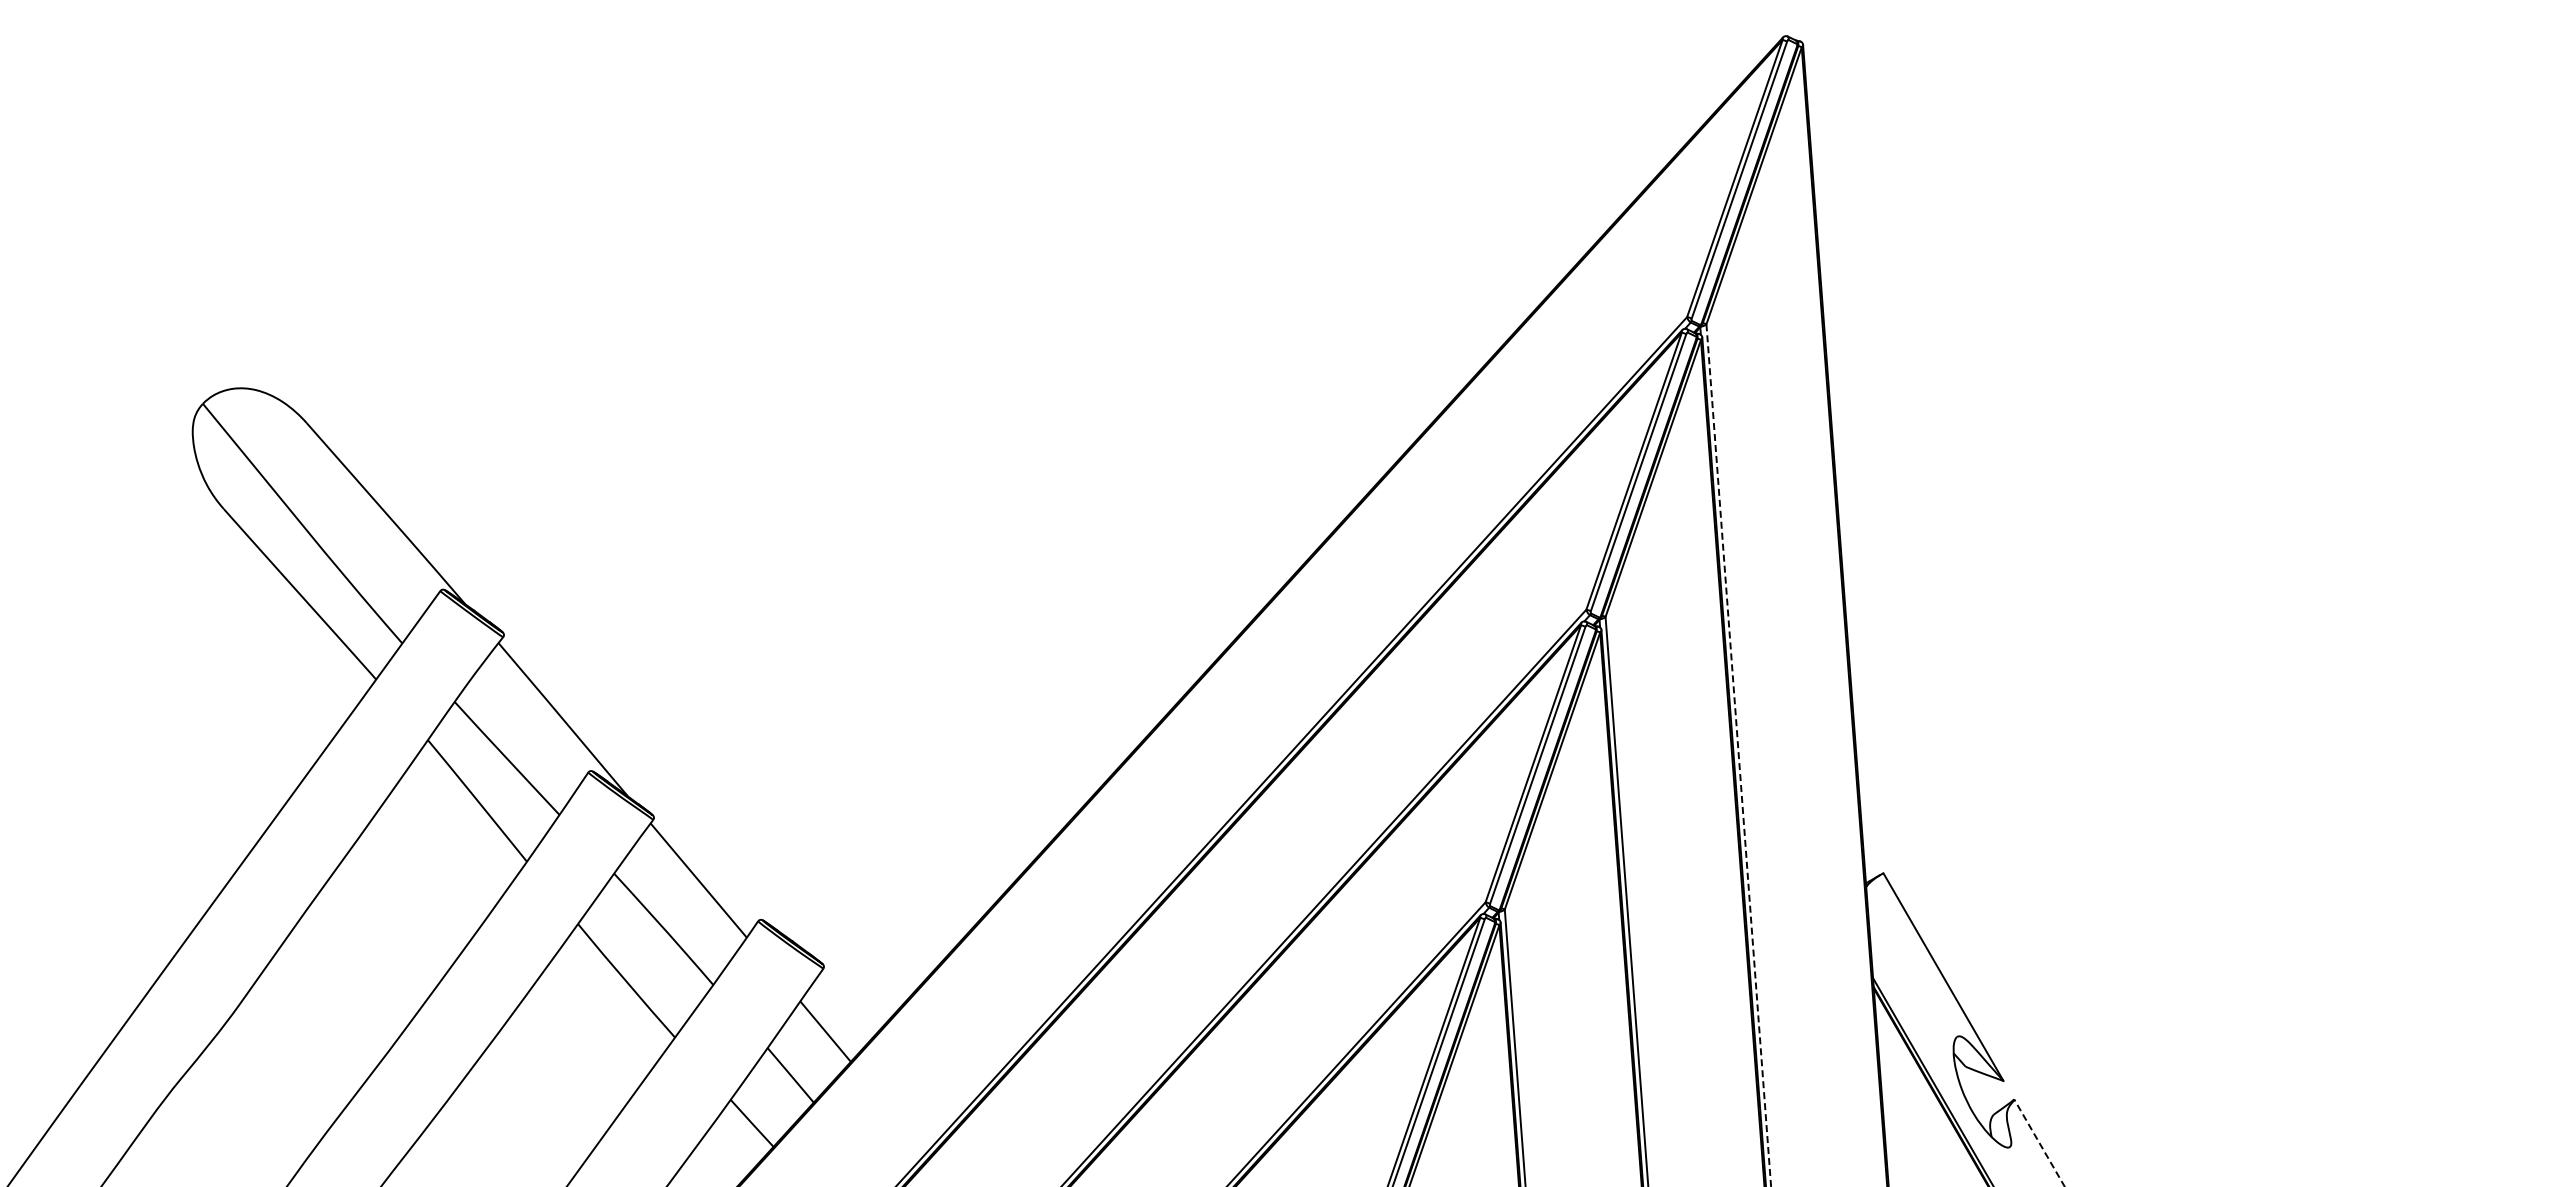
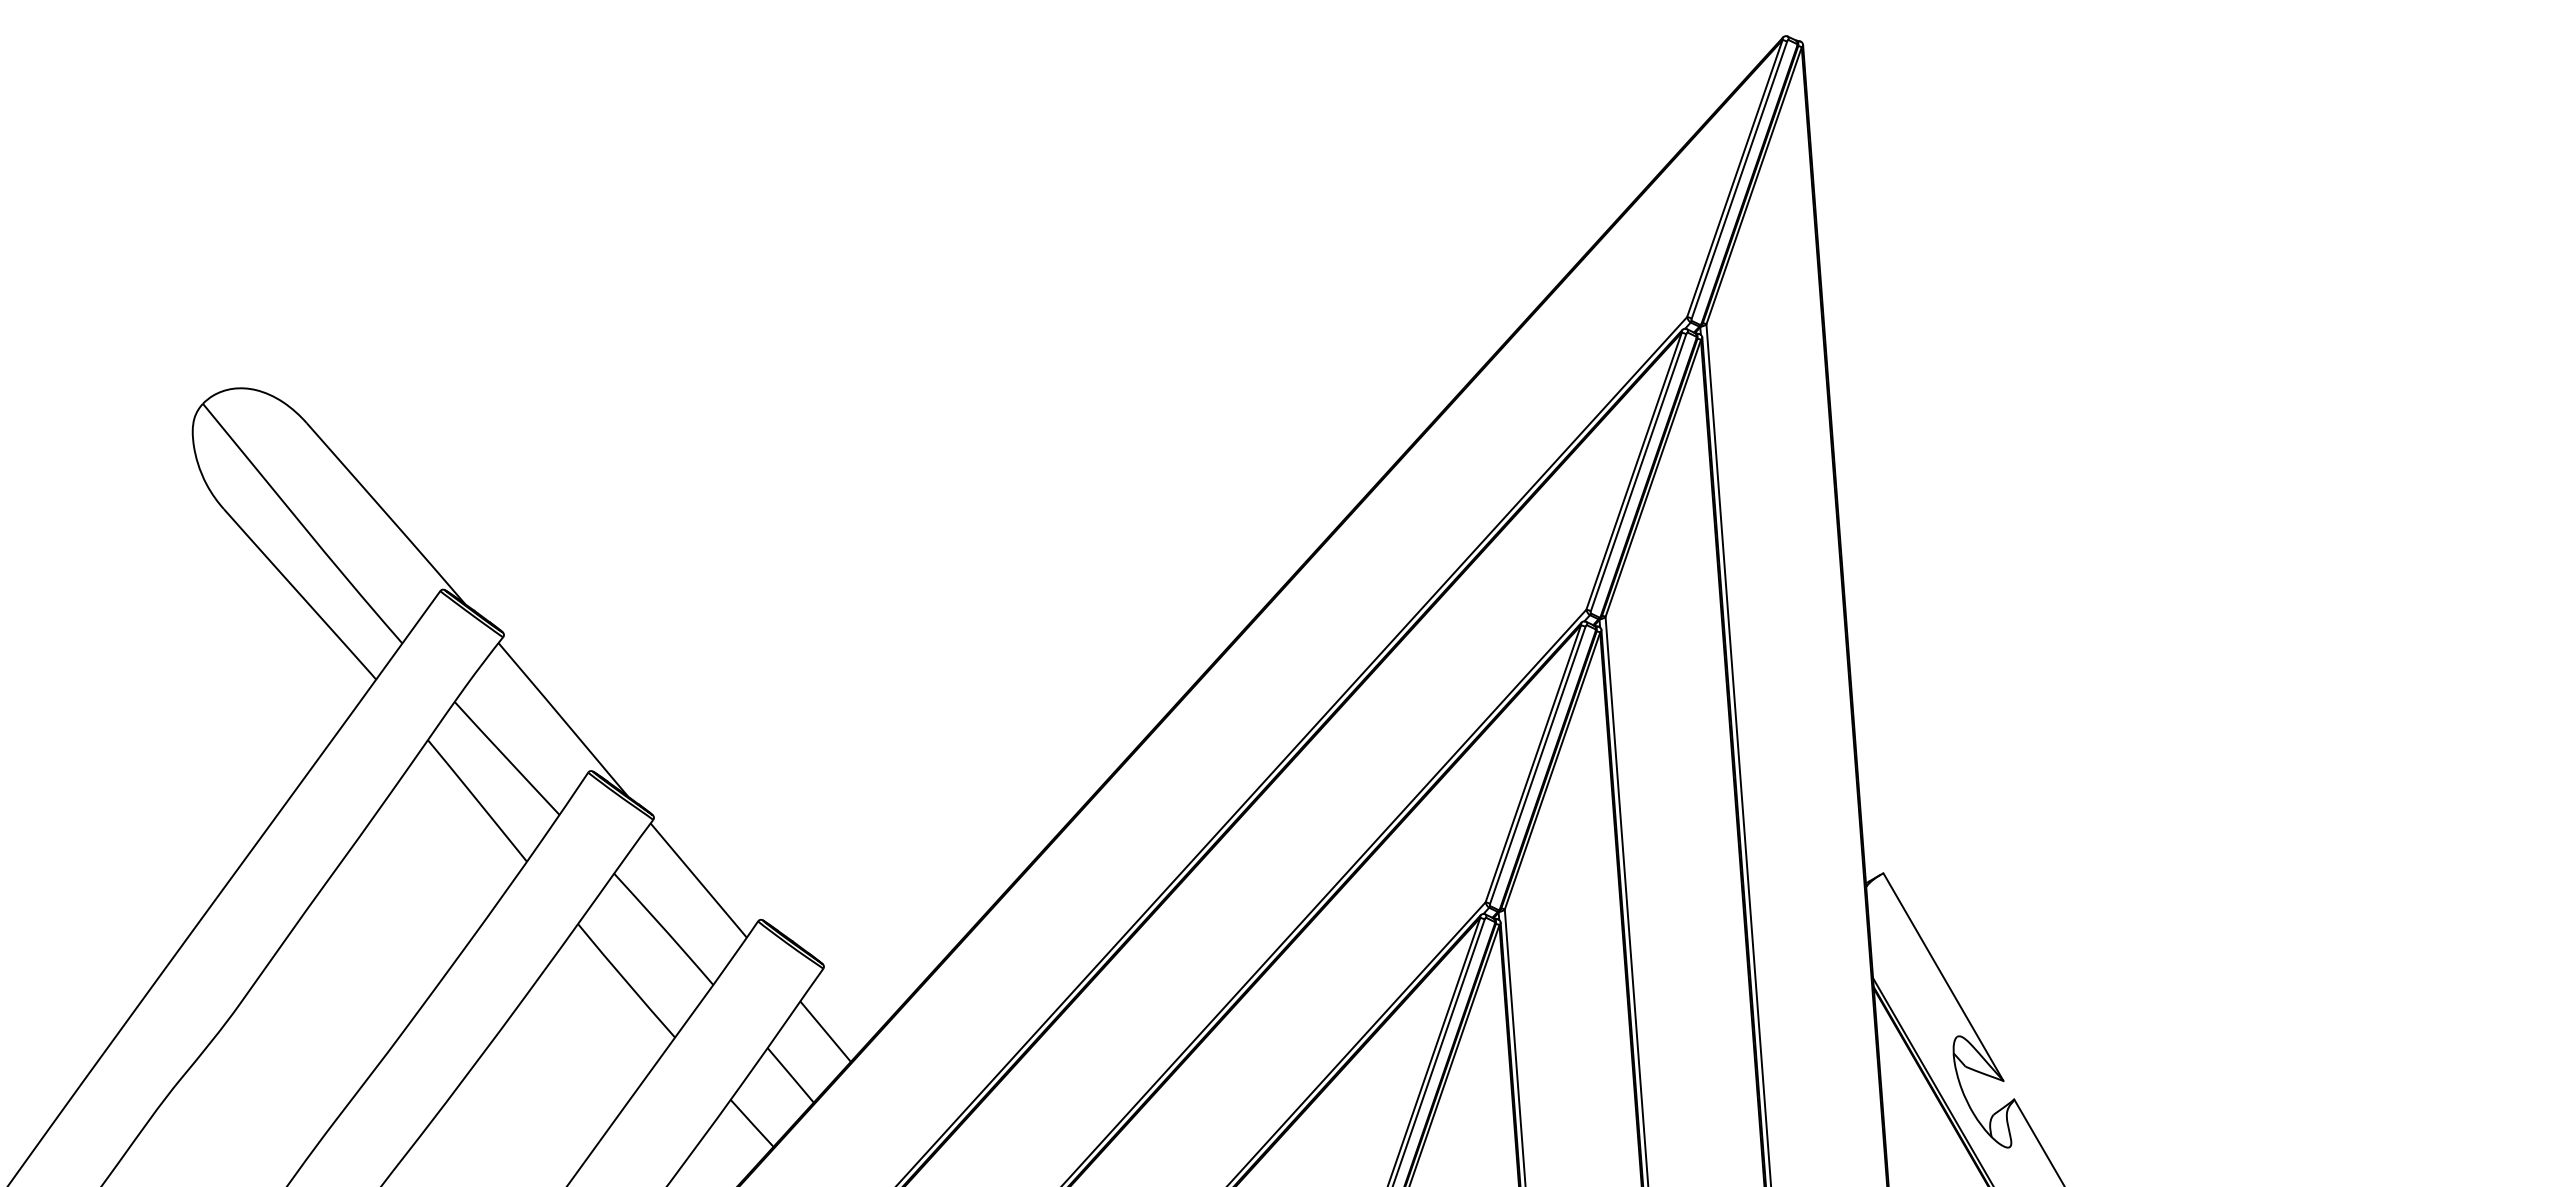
line: dashed -> solid (1738, 756)
line: dashed -> solid (2039, 1142)
